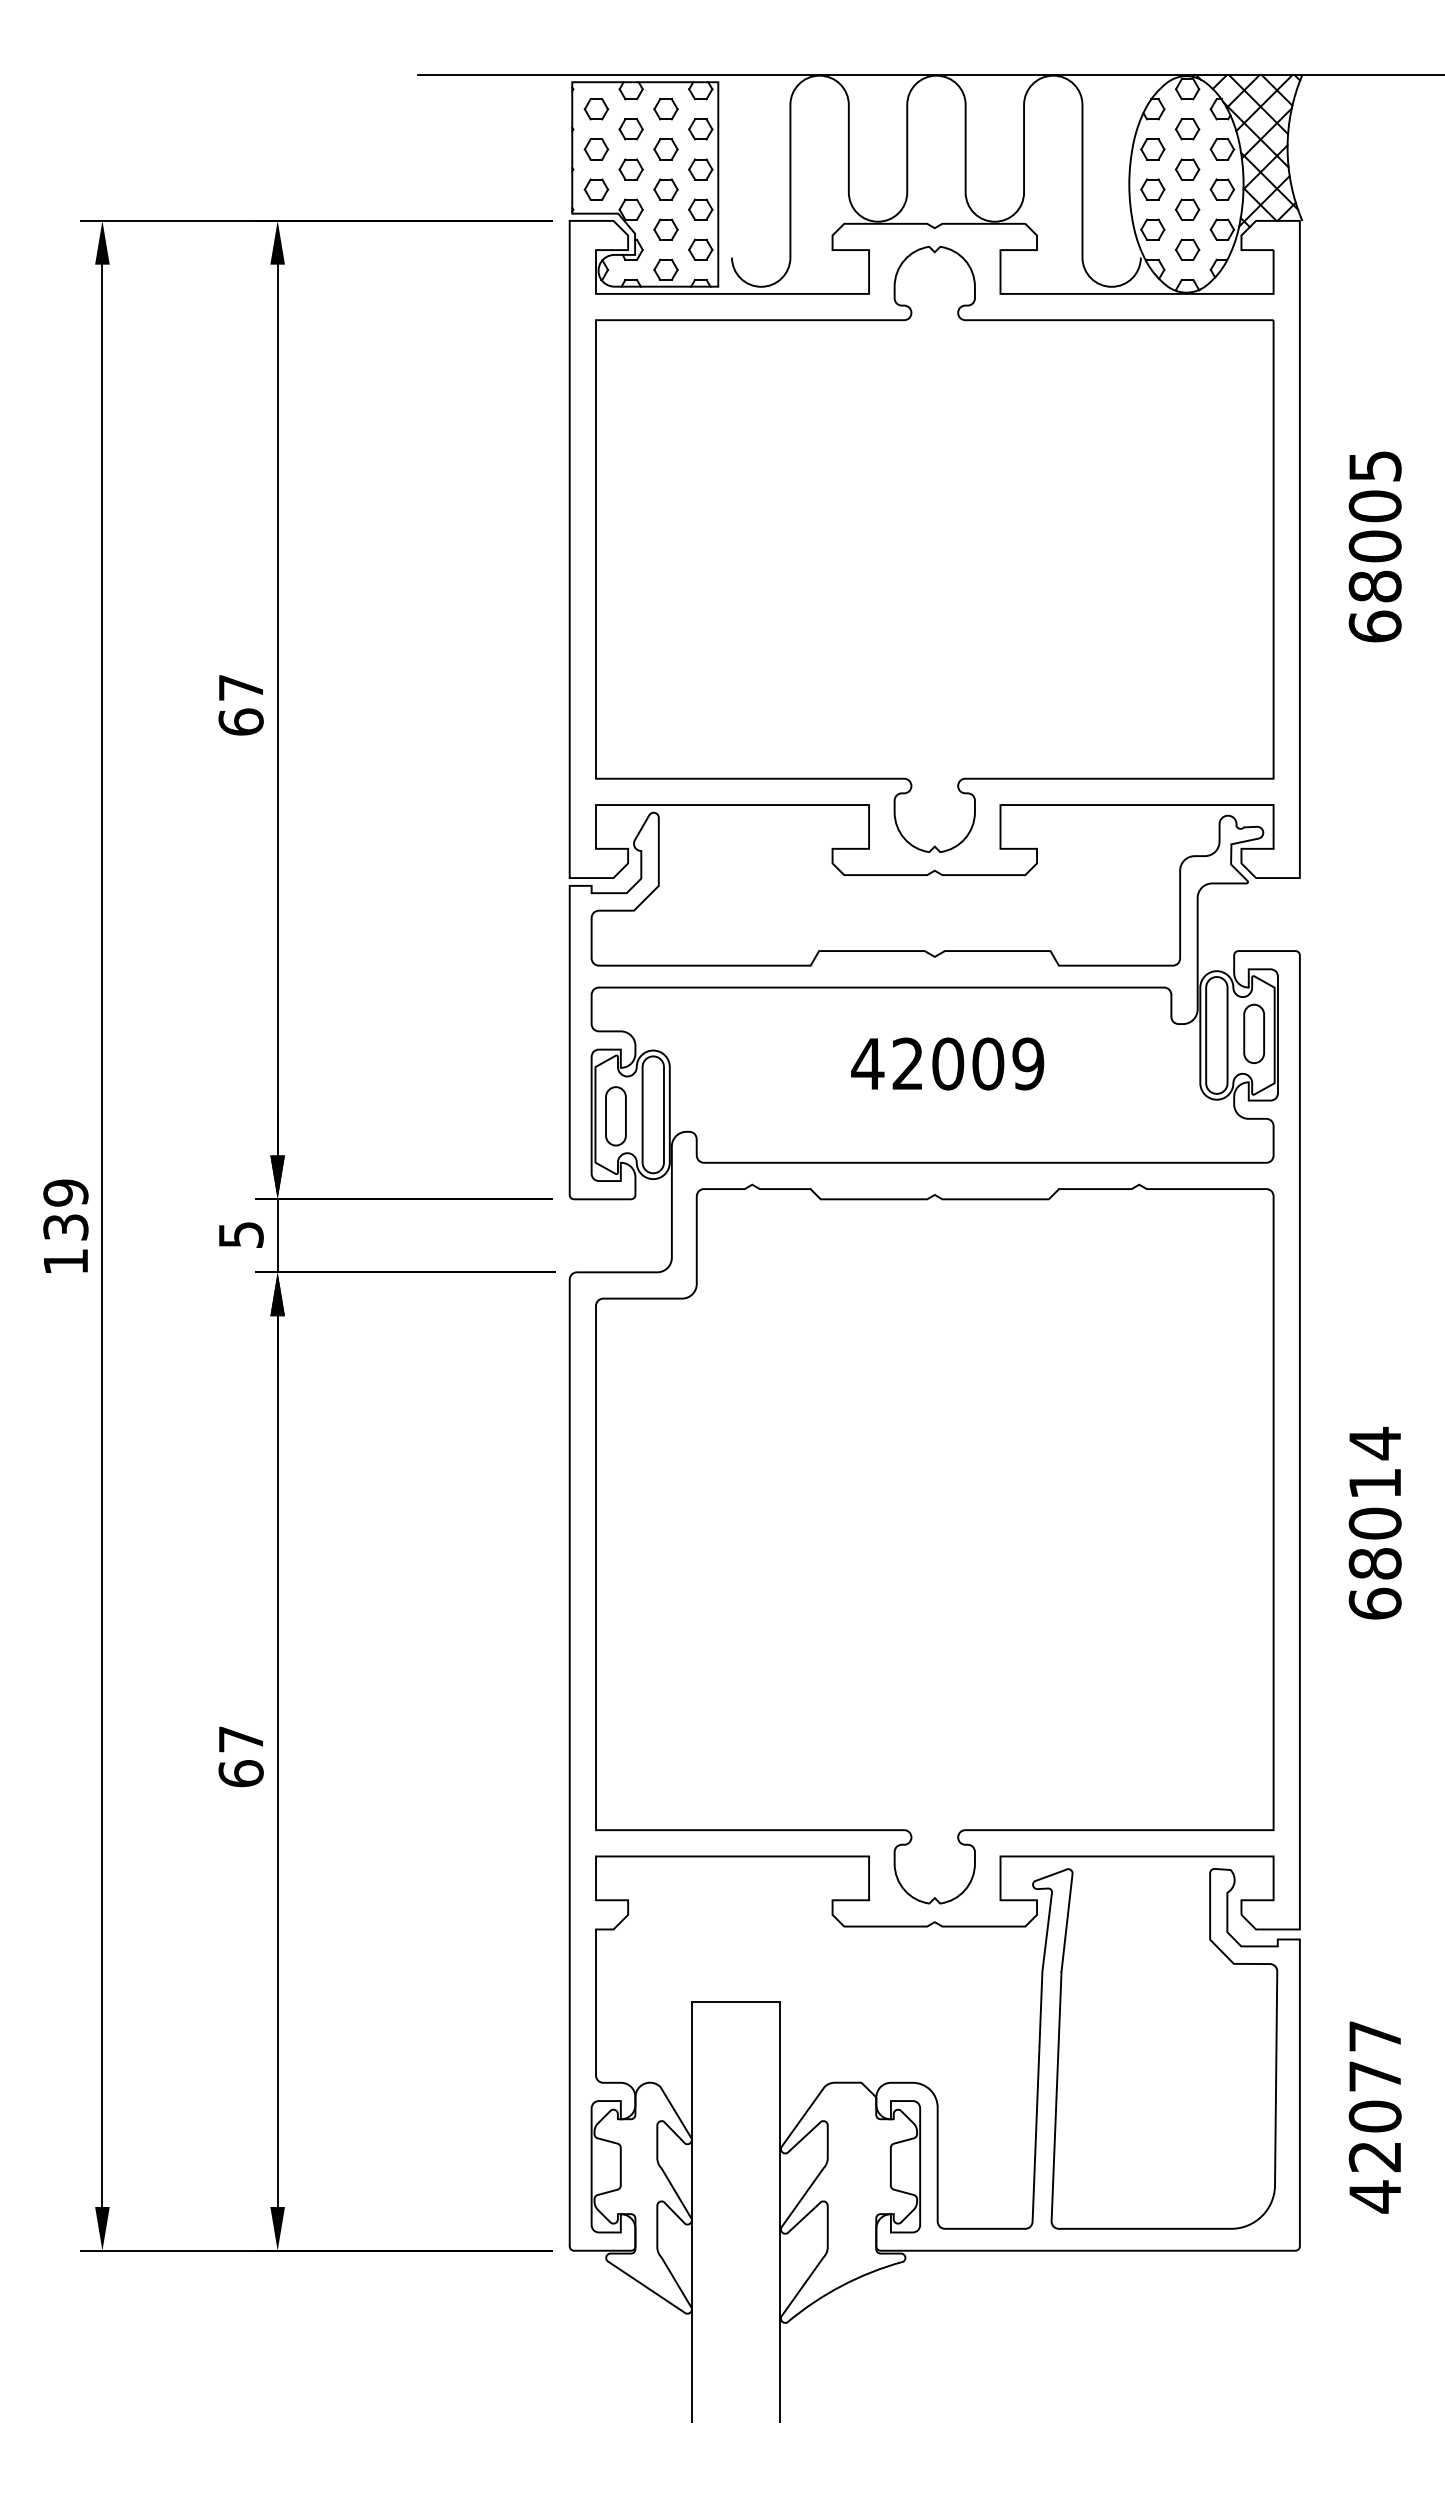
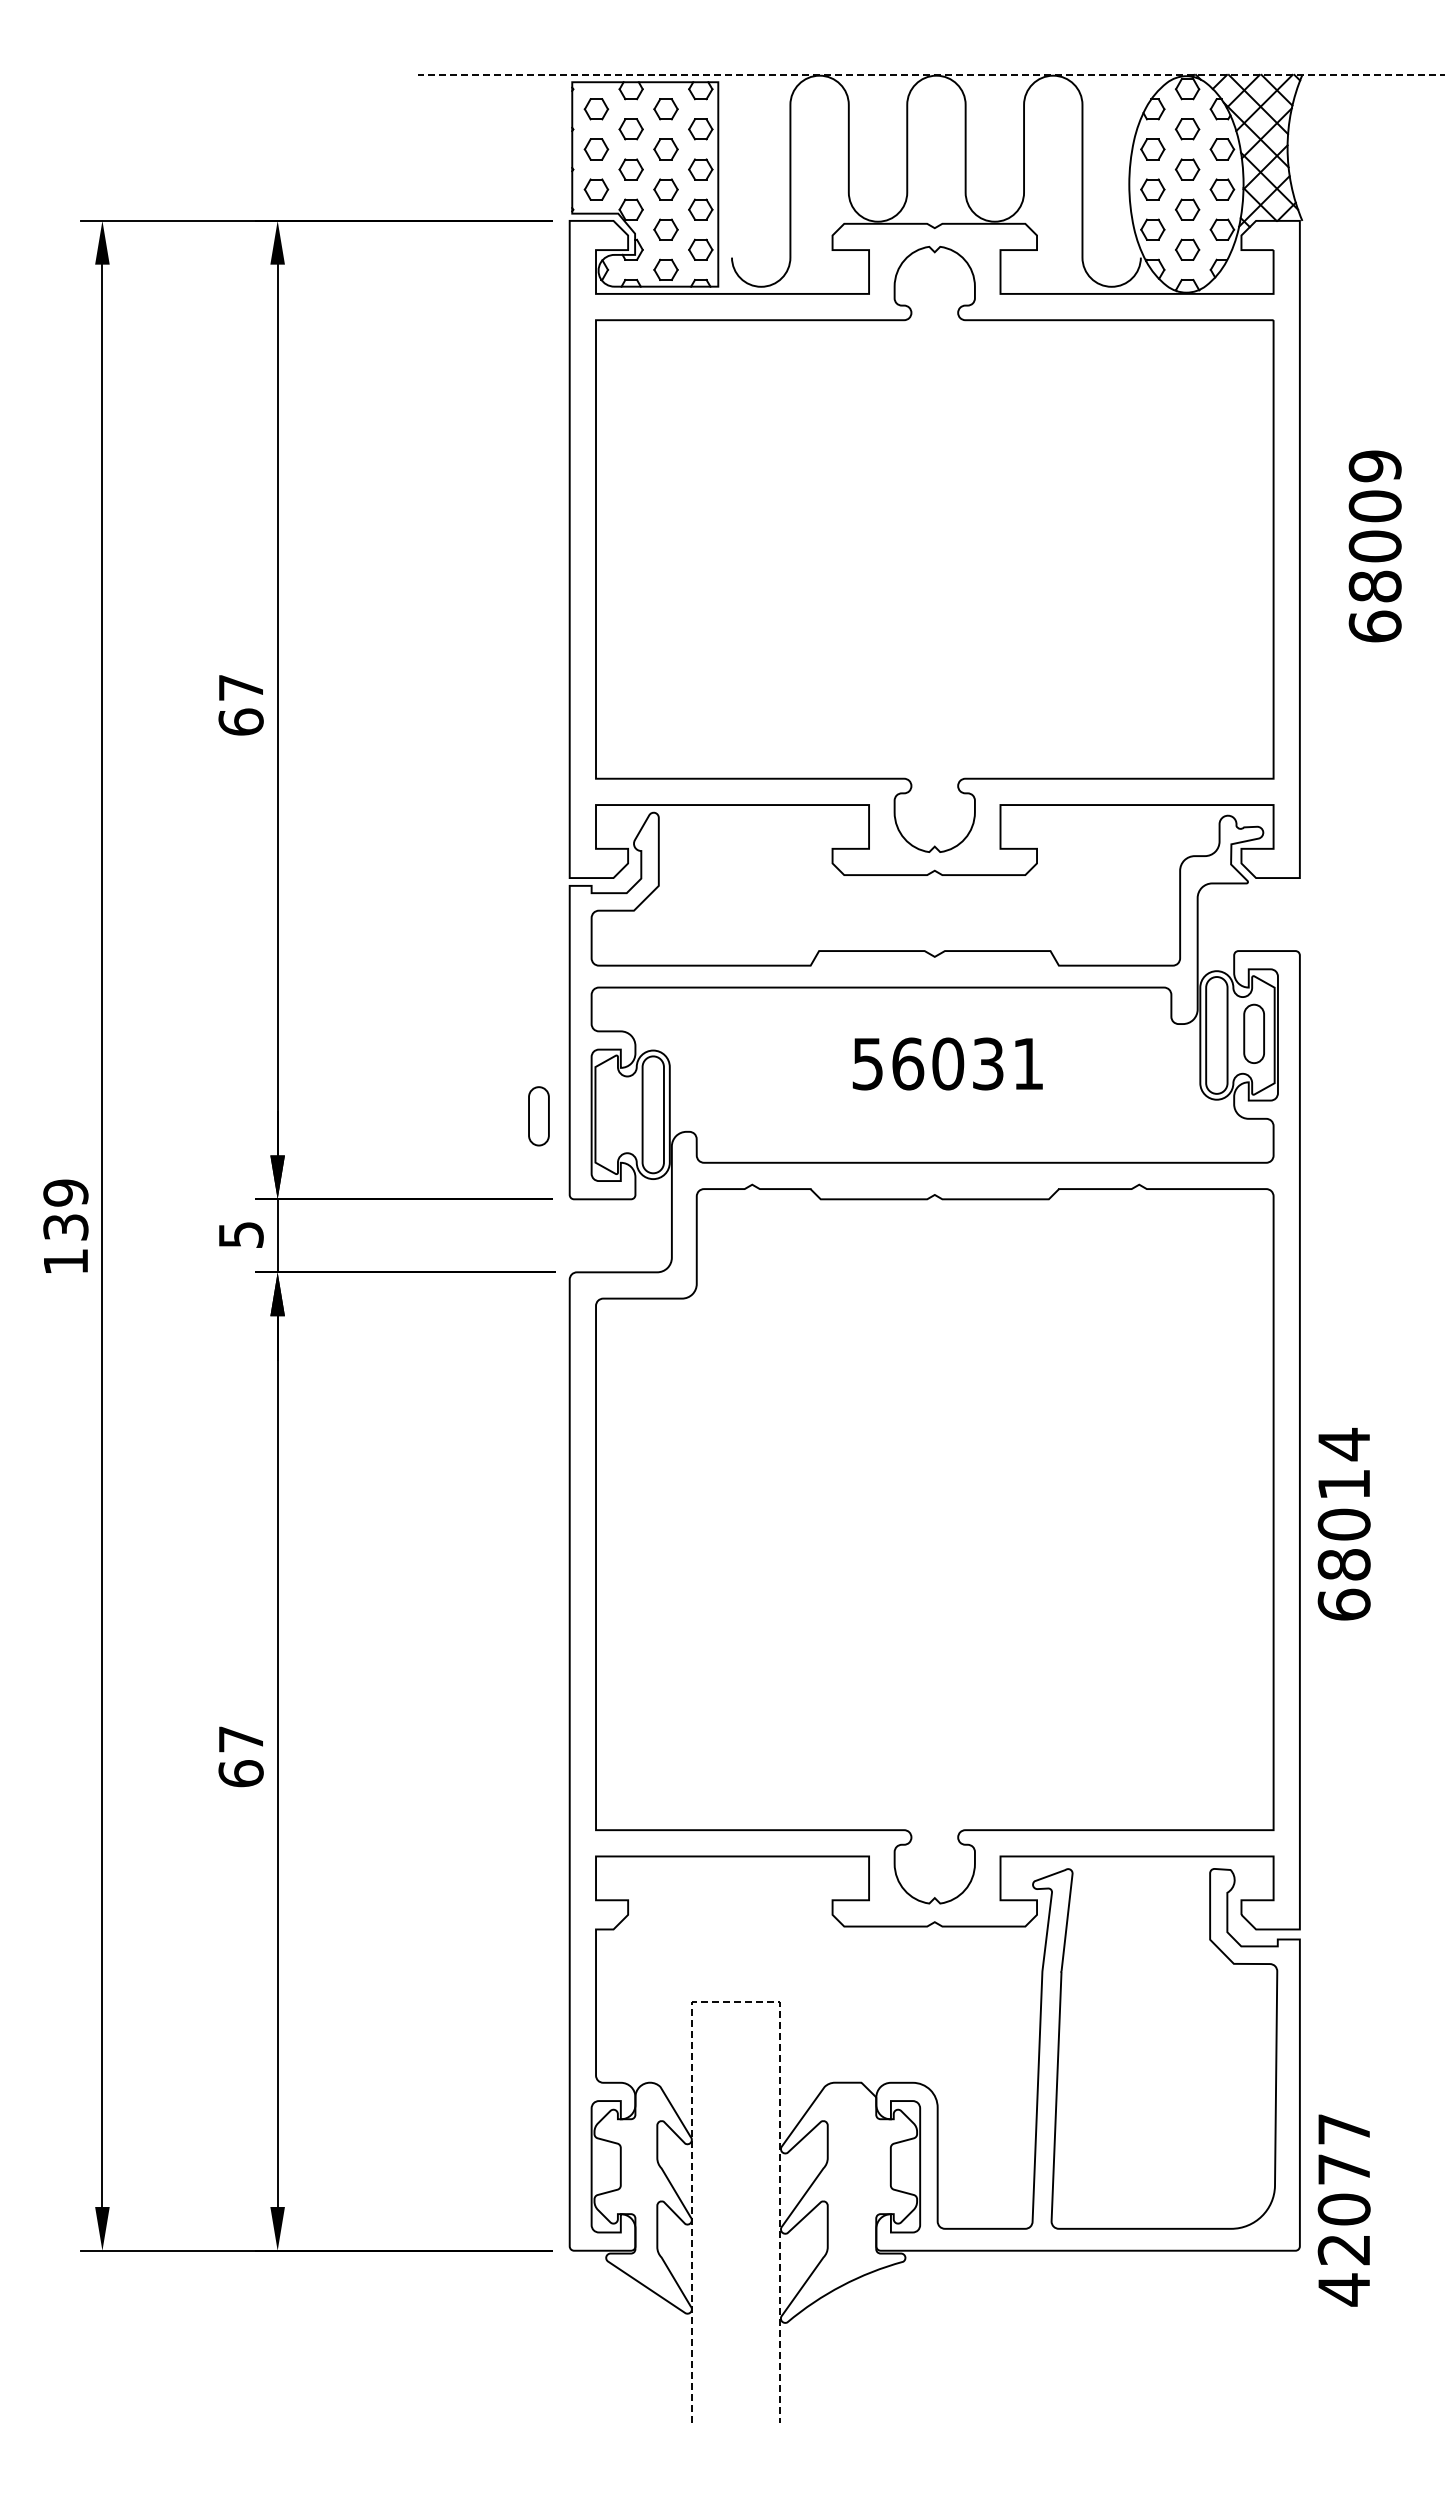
line: solid -> dashed (930, 74)
text: 68005 -> 68009 (1374, 466)
text: 42009 -> 56031 (947, 1063)
part position: (615, 1116) -> (538, 1116) (538, 1116)
text position: (1374, 1523) -> (1343, 1524) (1343, 1524)
line: solid -> dashed (736, 2002)
text position: (1374, 2117) -> (1343, 2210) (1343, 2210)
